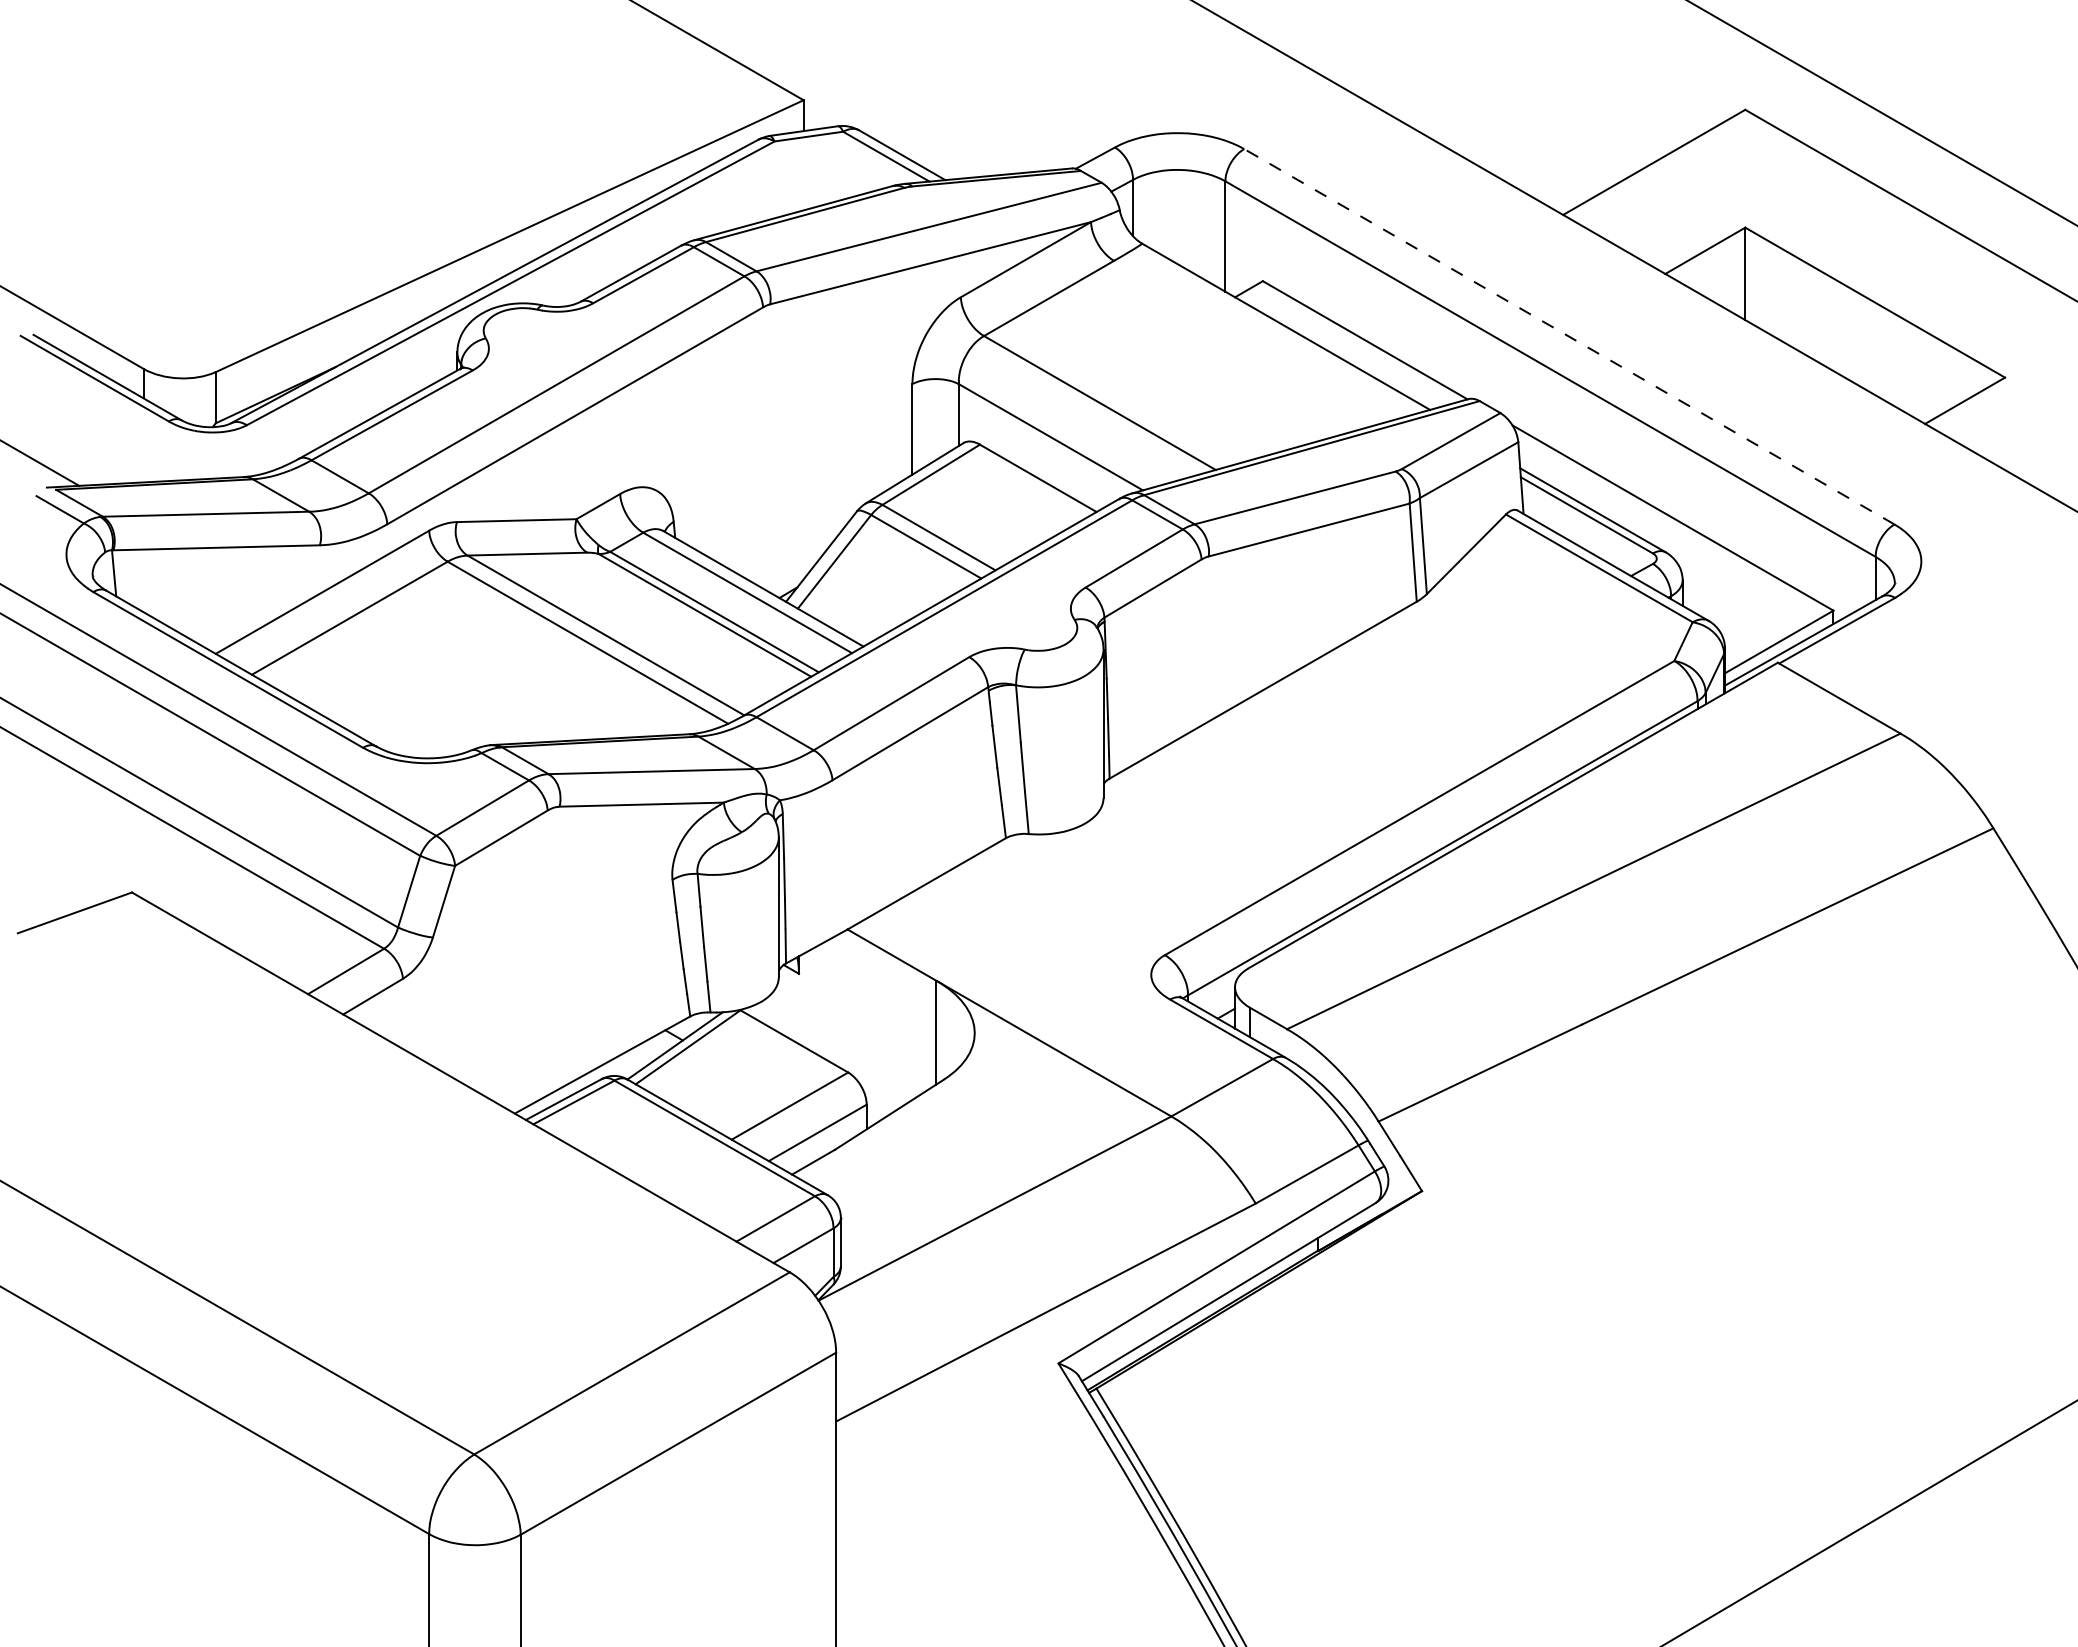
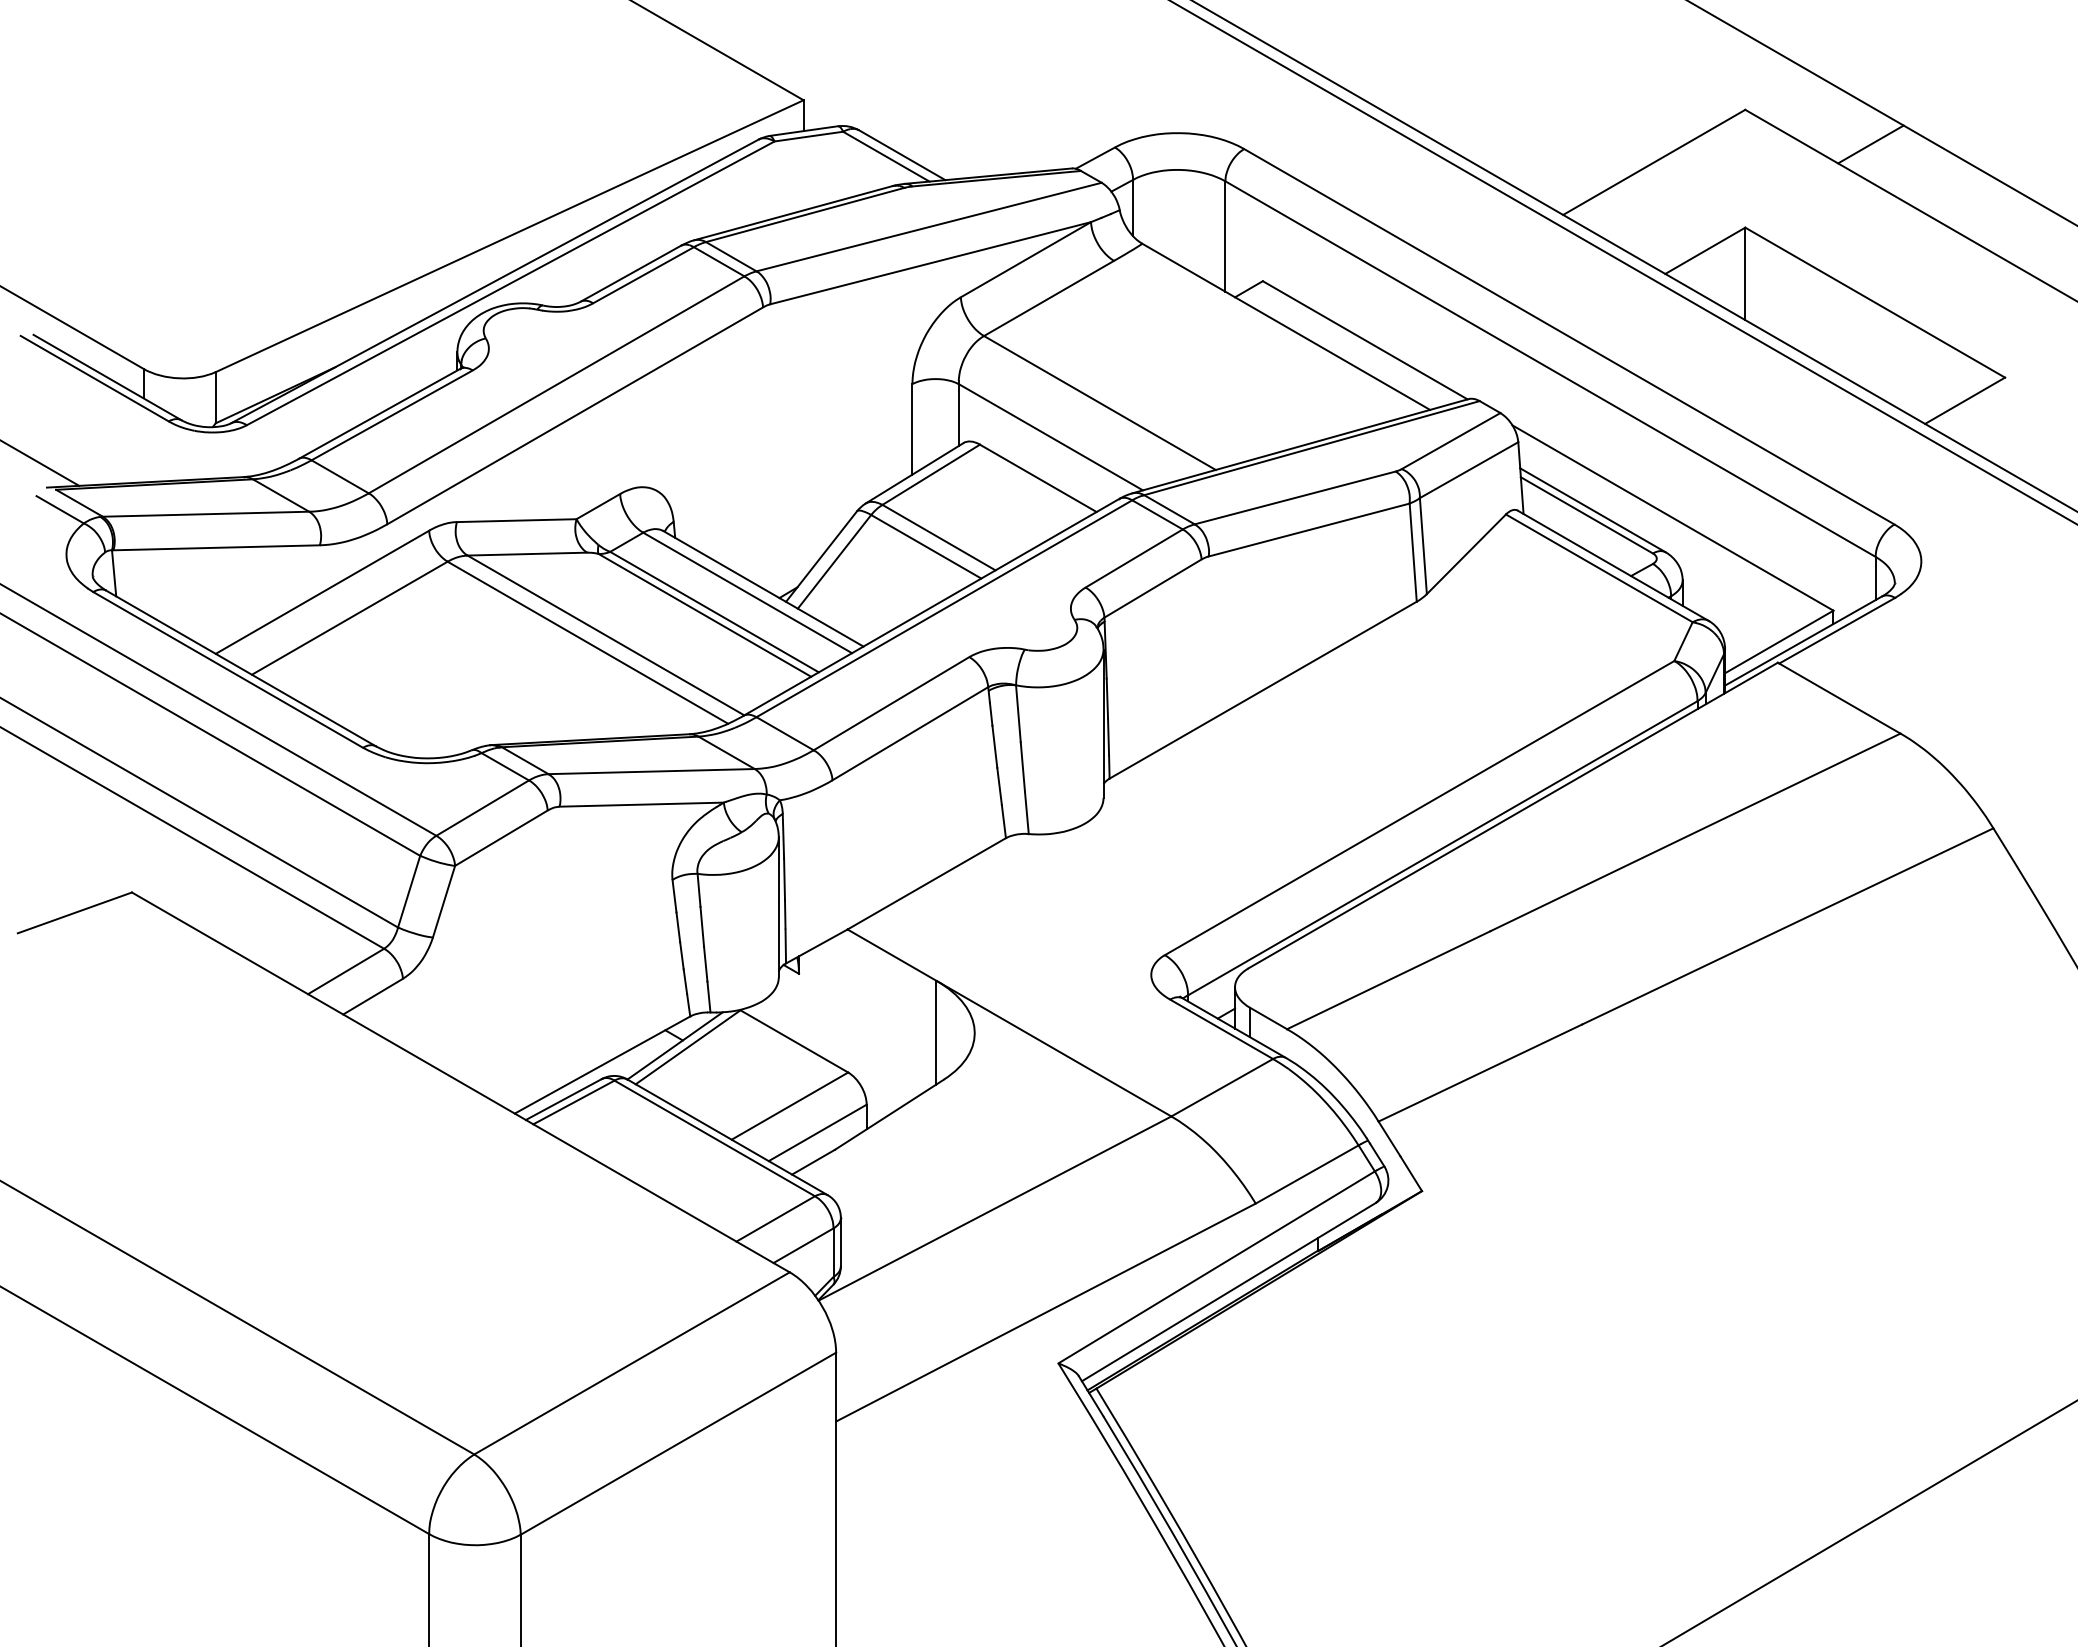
line: none -> present (1870, 144)
line: none -> present (1623, 262)
line: dashed -> solid (1568, 336)
